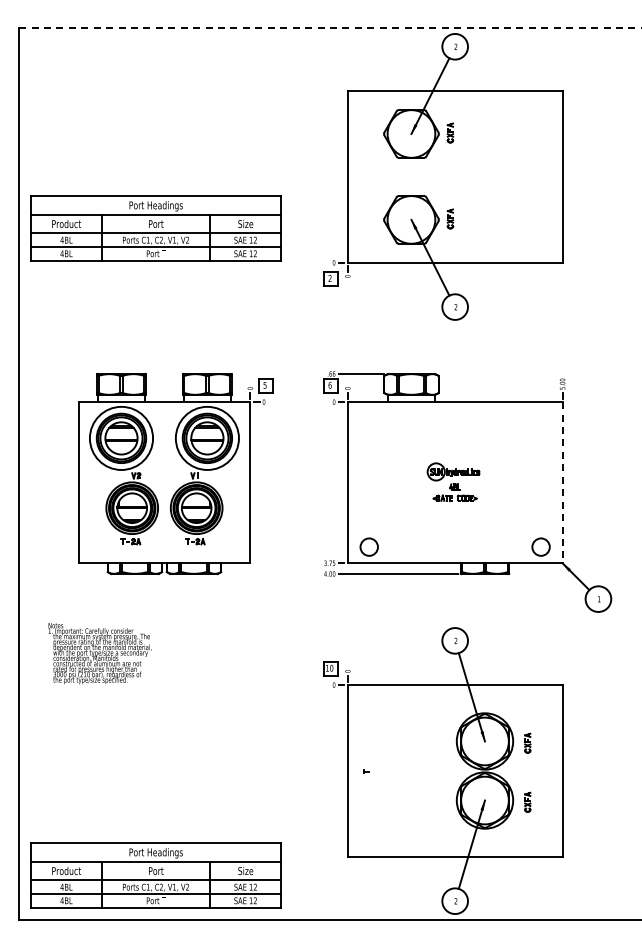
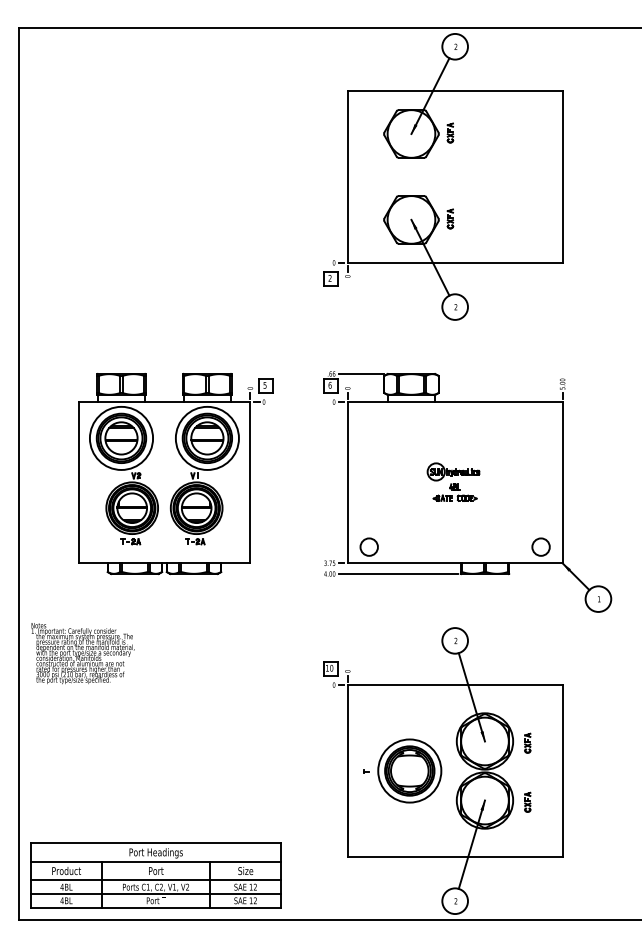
line: dashed -> solid (330, 28)
part: present -> none (155, 228)
line: dashed -> solid (562, 482)
text position: (99, 653) -> (82, 653) (82, 653)
part: none -> present (409, 770)
